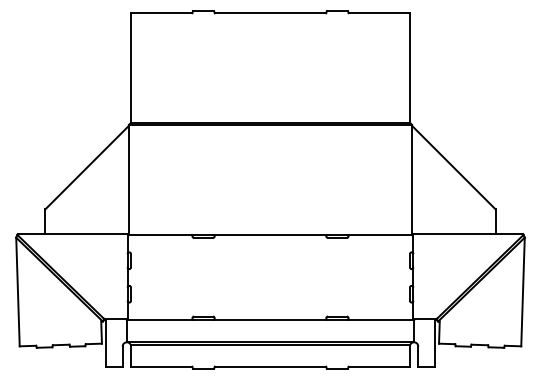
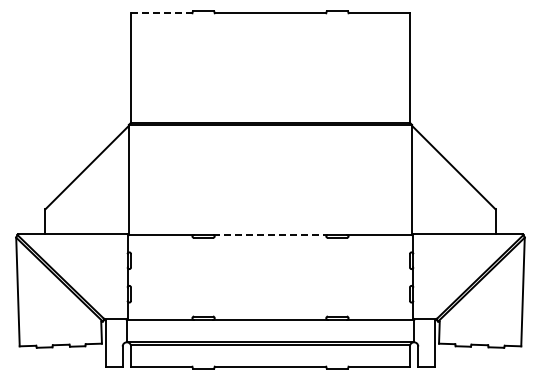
line: solid -> dashed (161, 13)
line: solid -> dashed (270, 234)
